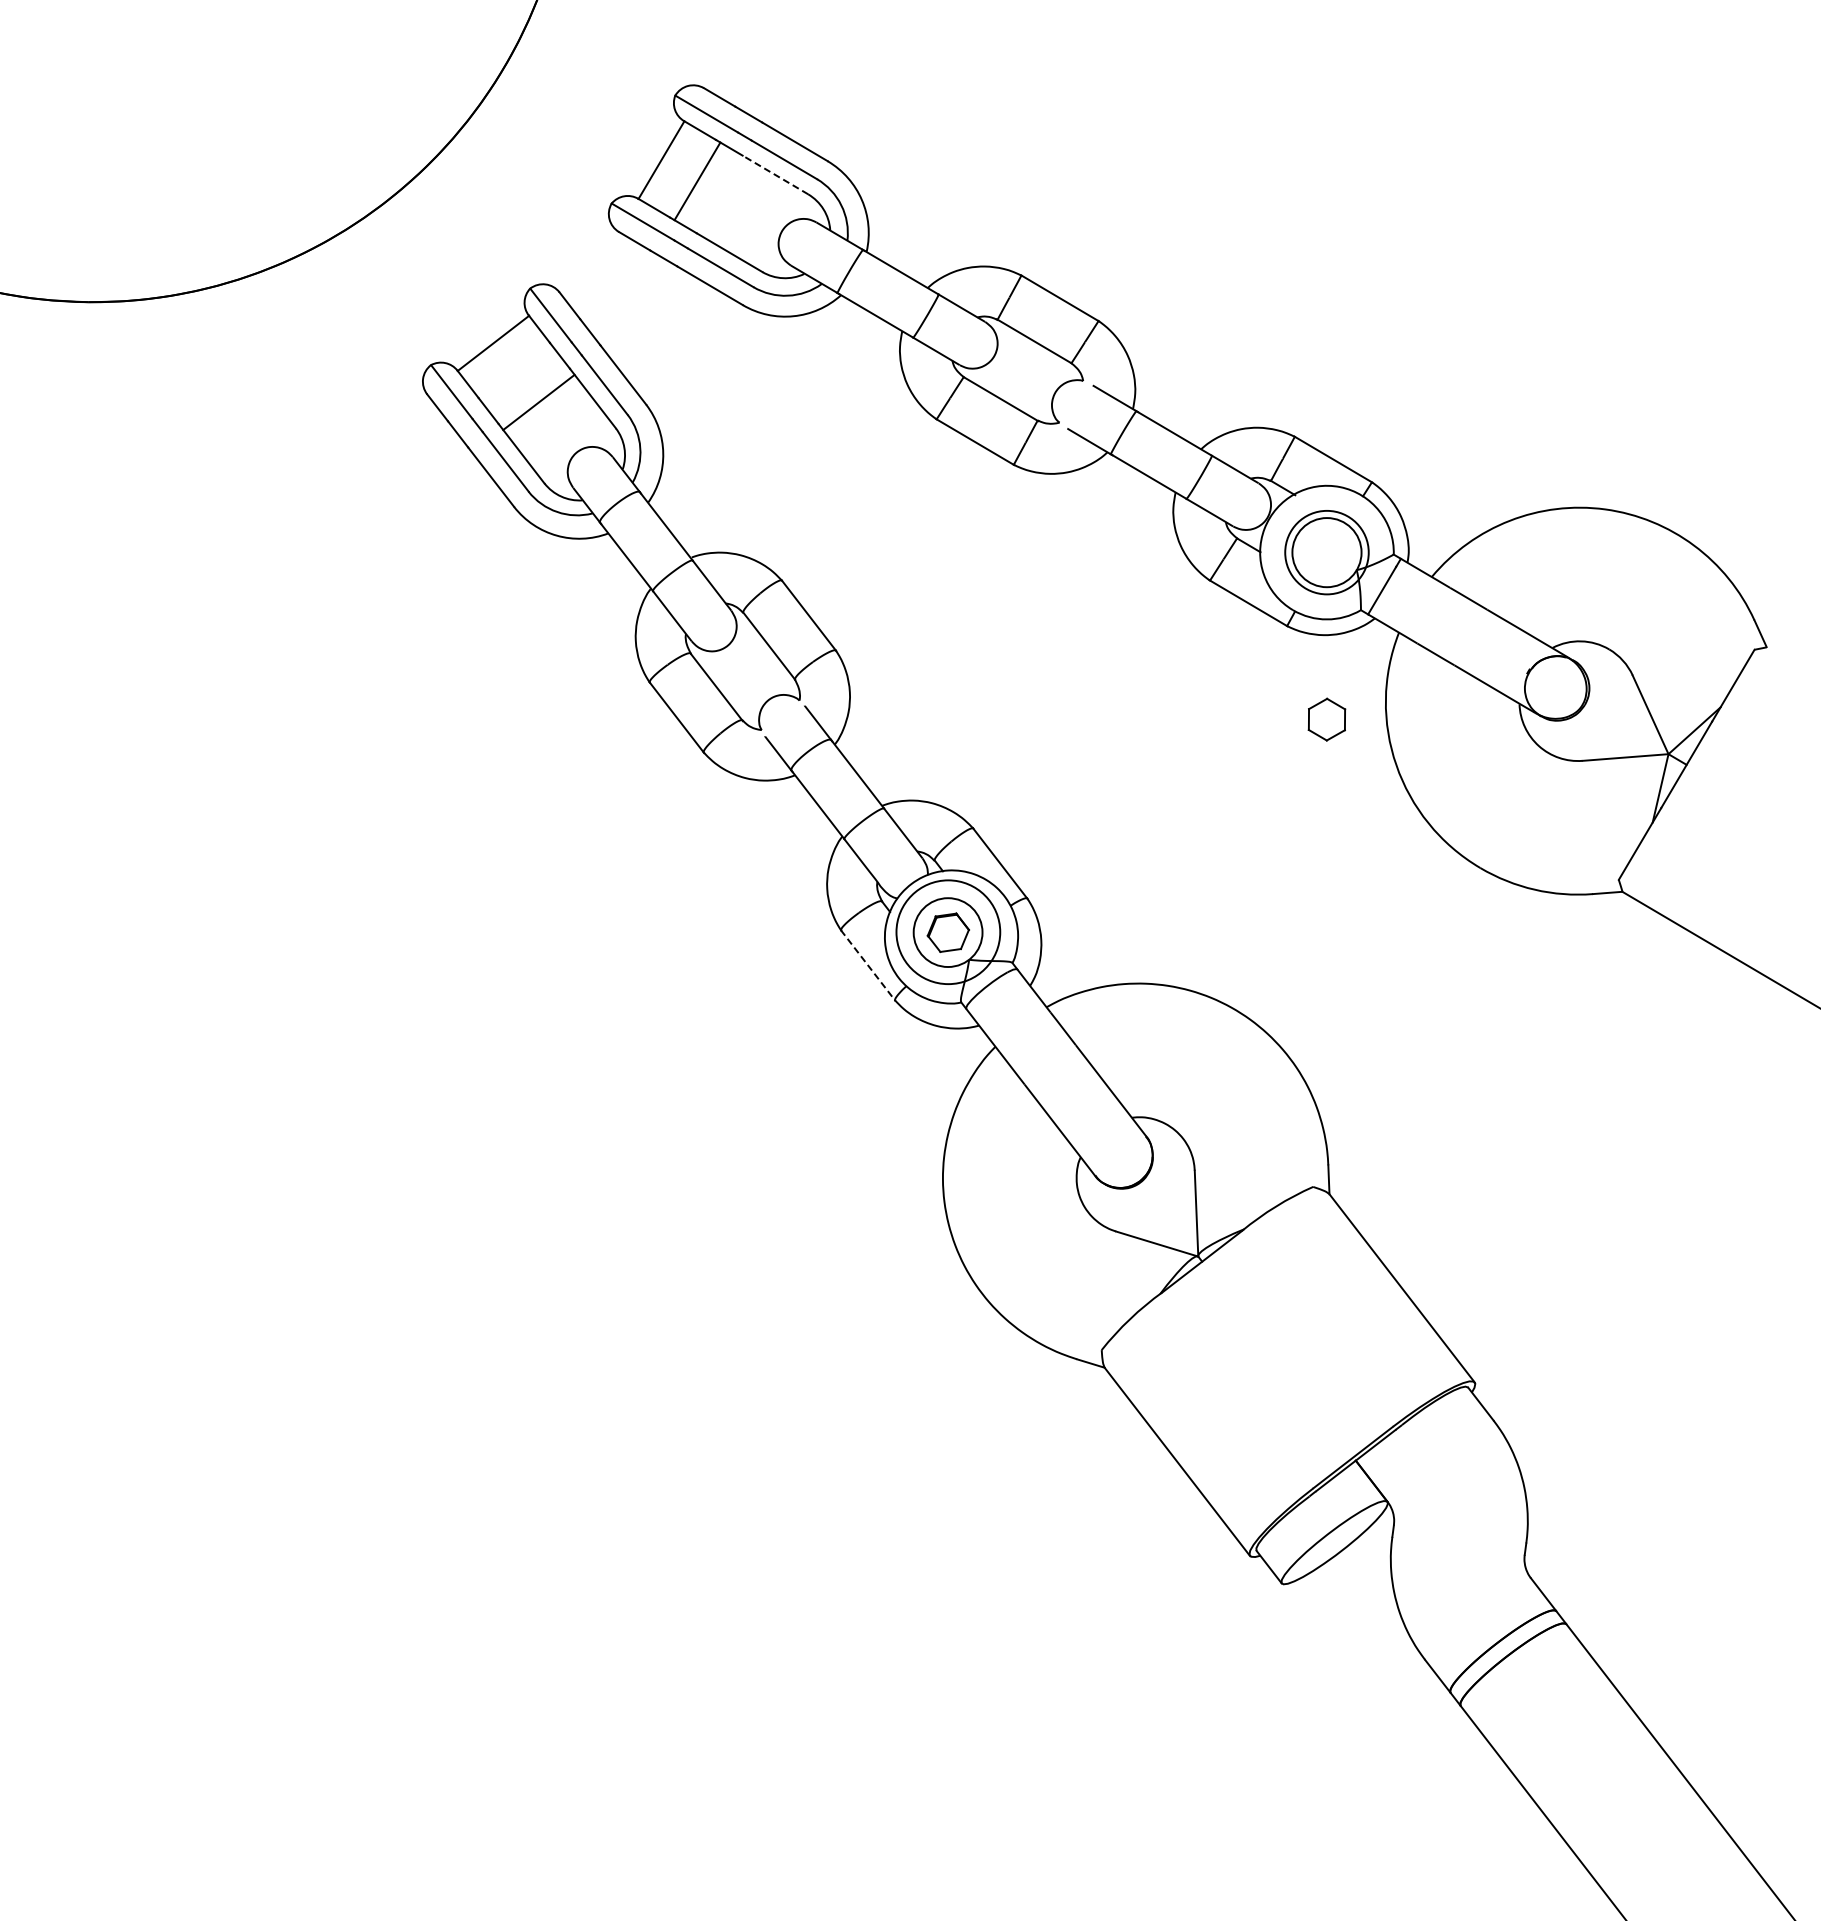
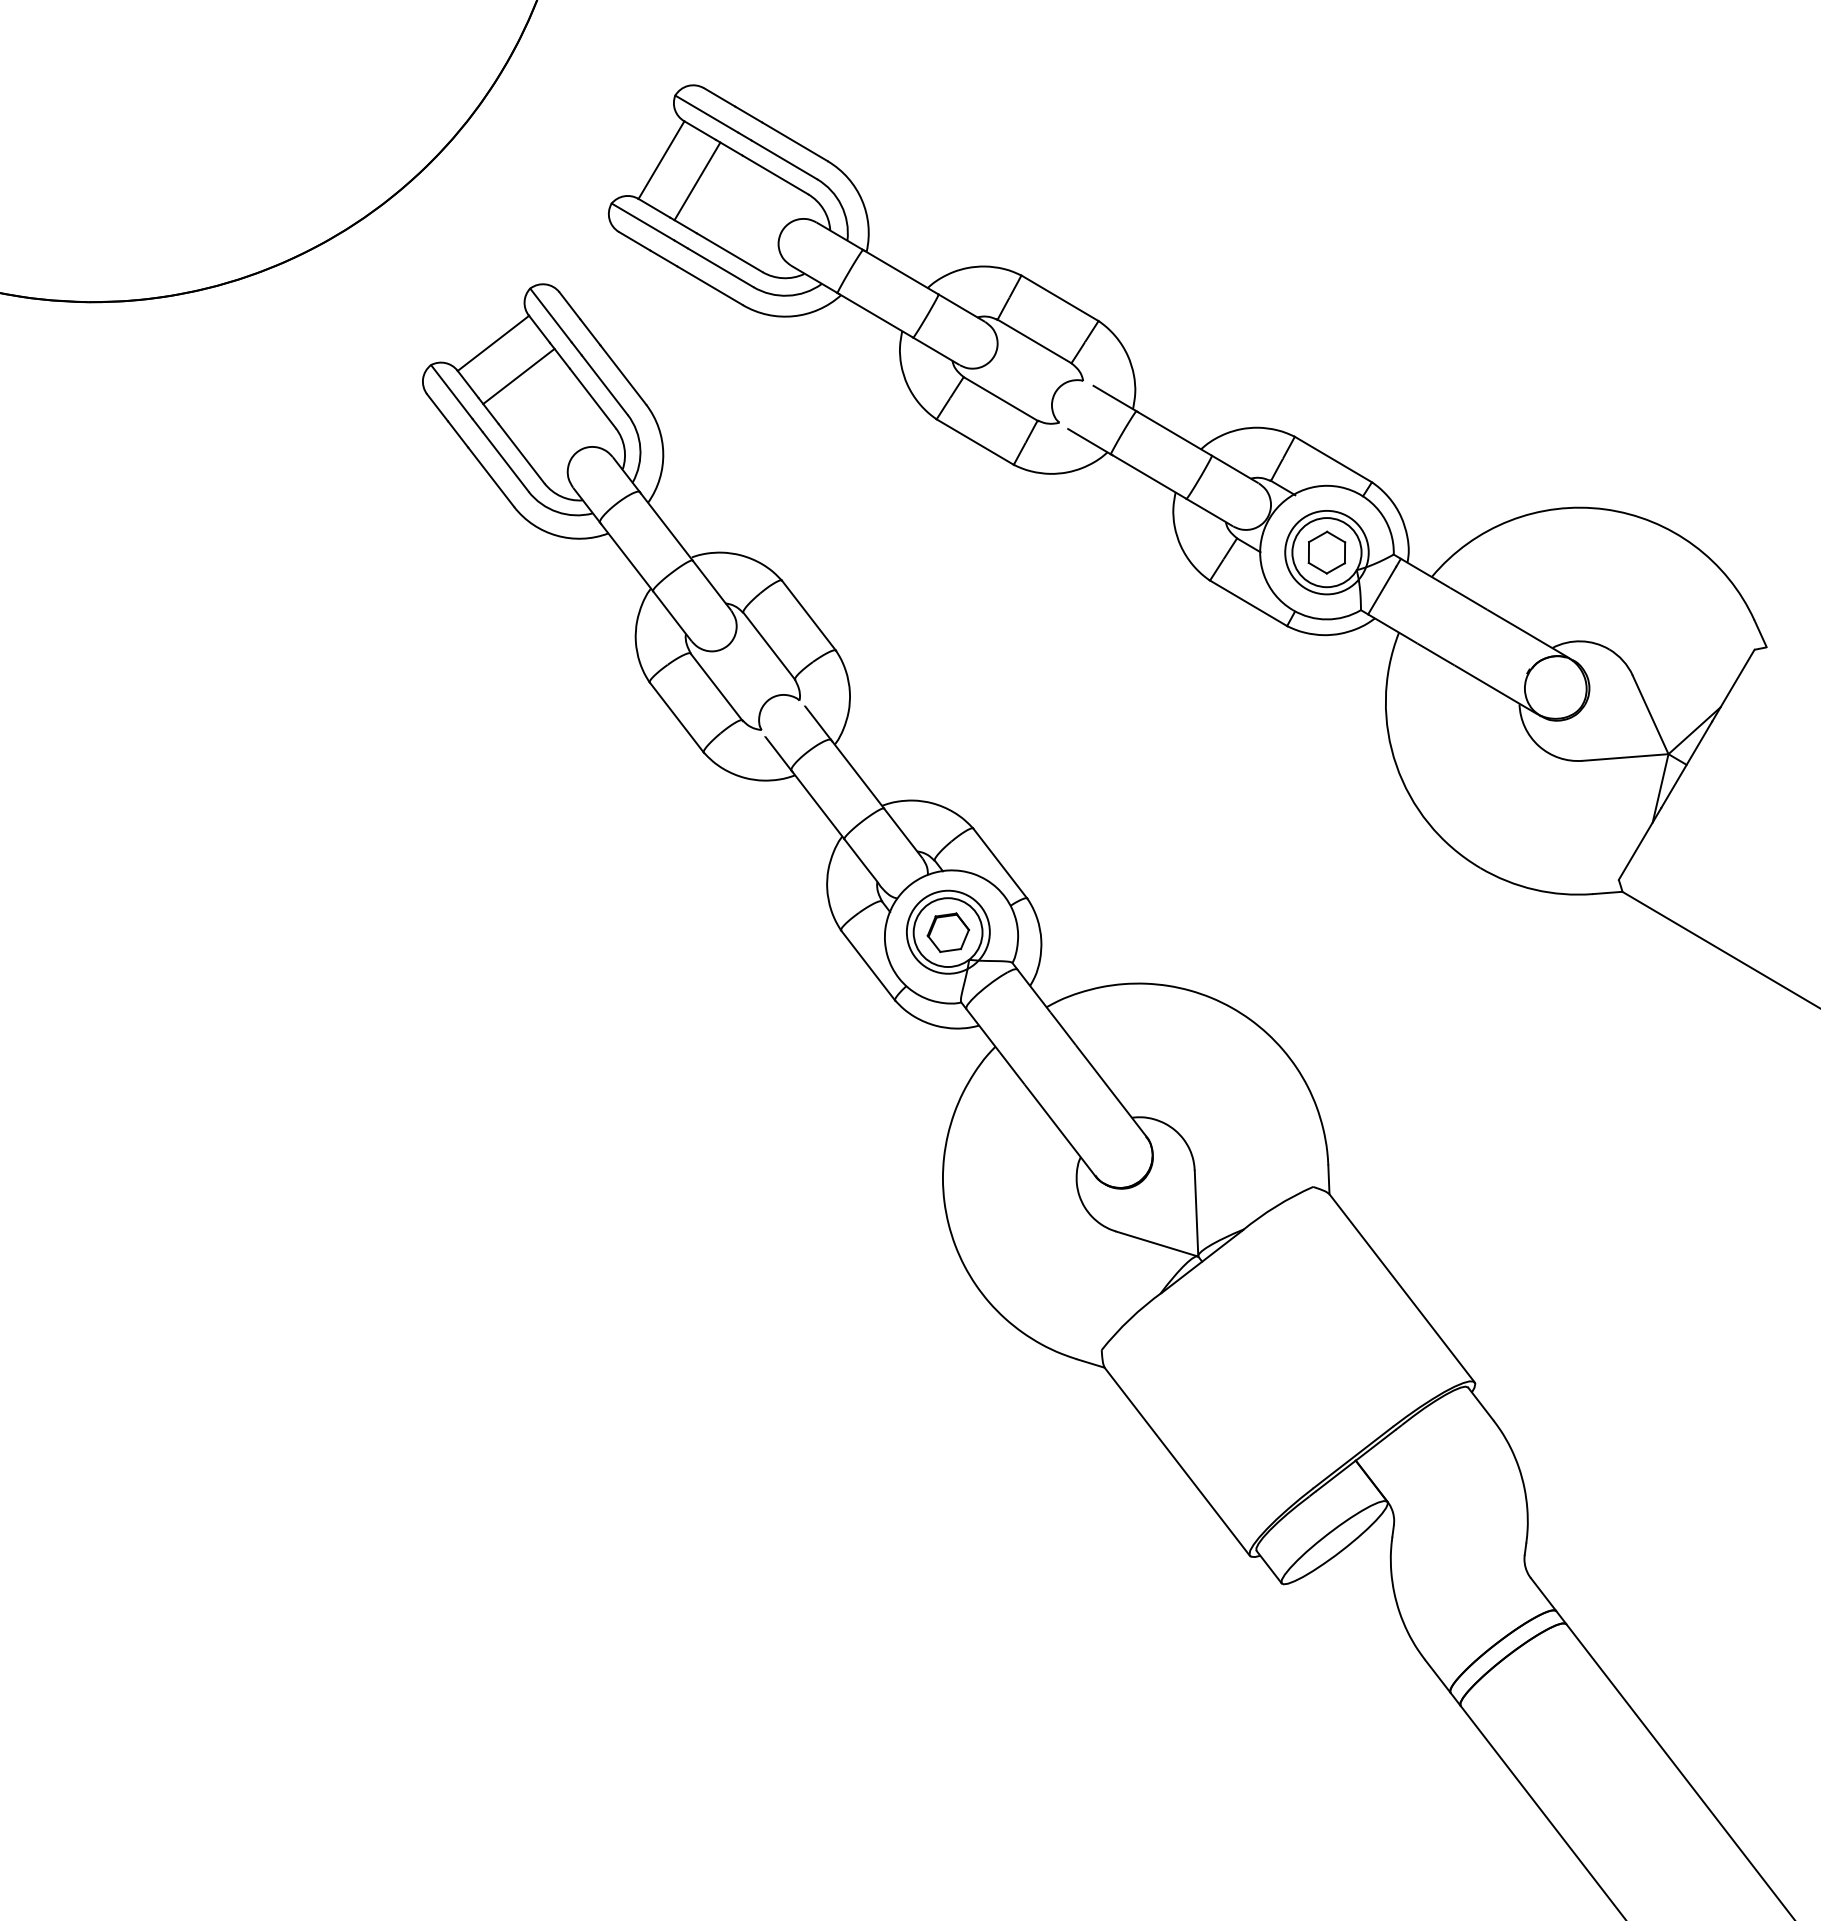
line: dashed -> solid (775, 174)
line position: (538, 402) -> (518, 376) (518, 376)
part position: (1326, 719) -> (1326, 552) (1326, 552)
circle diameter: 104 px -> 83 px (947, 931)
line: dashed -> solid (868, 965)
